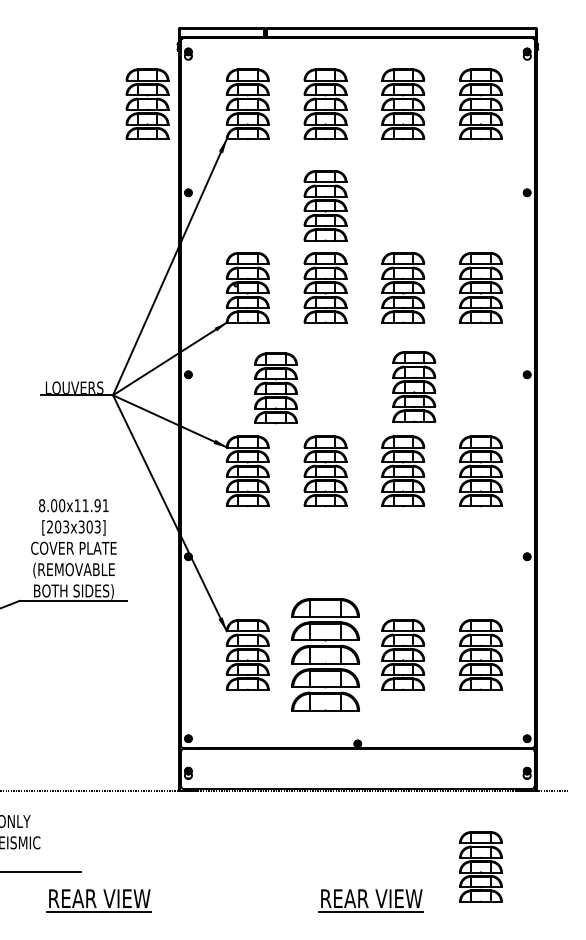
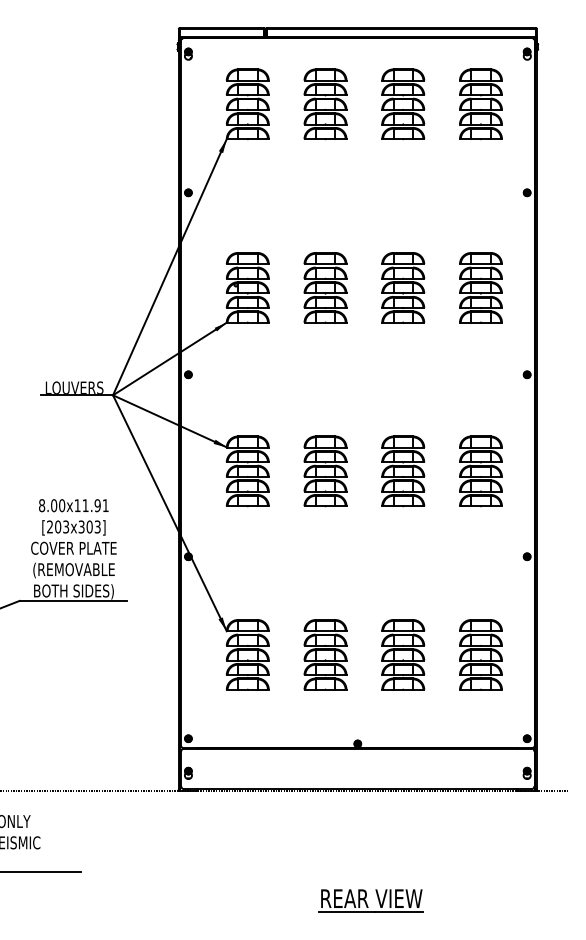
part: present -> none (147, 104)
part: present -> none (325, 205)
part: present -> none (414, 386)
part: present -> none (275, 388)
part size: 69x114 px -> 45x72 px (325, 654)
part: present -> none (480, 866)
part: present -> none (98, 900)
